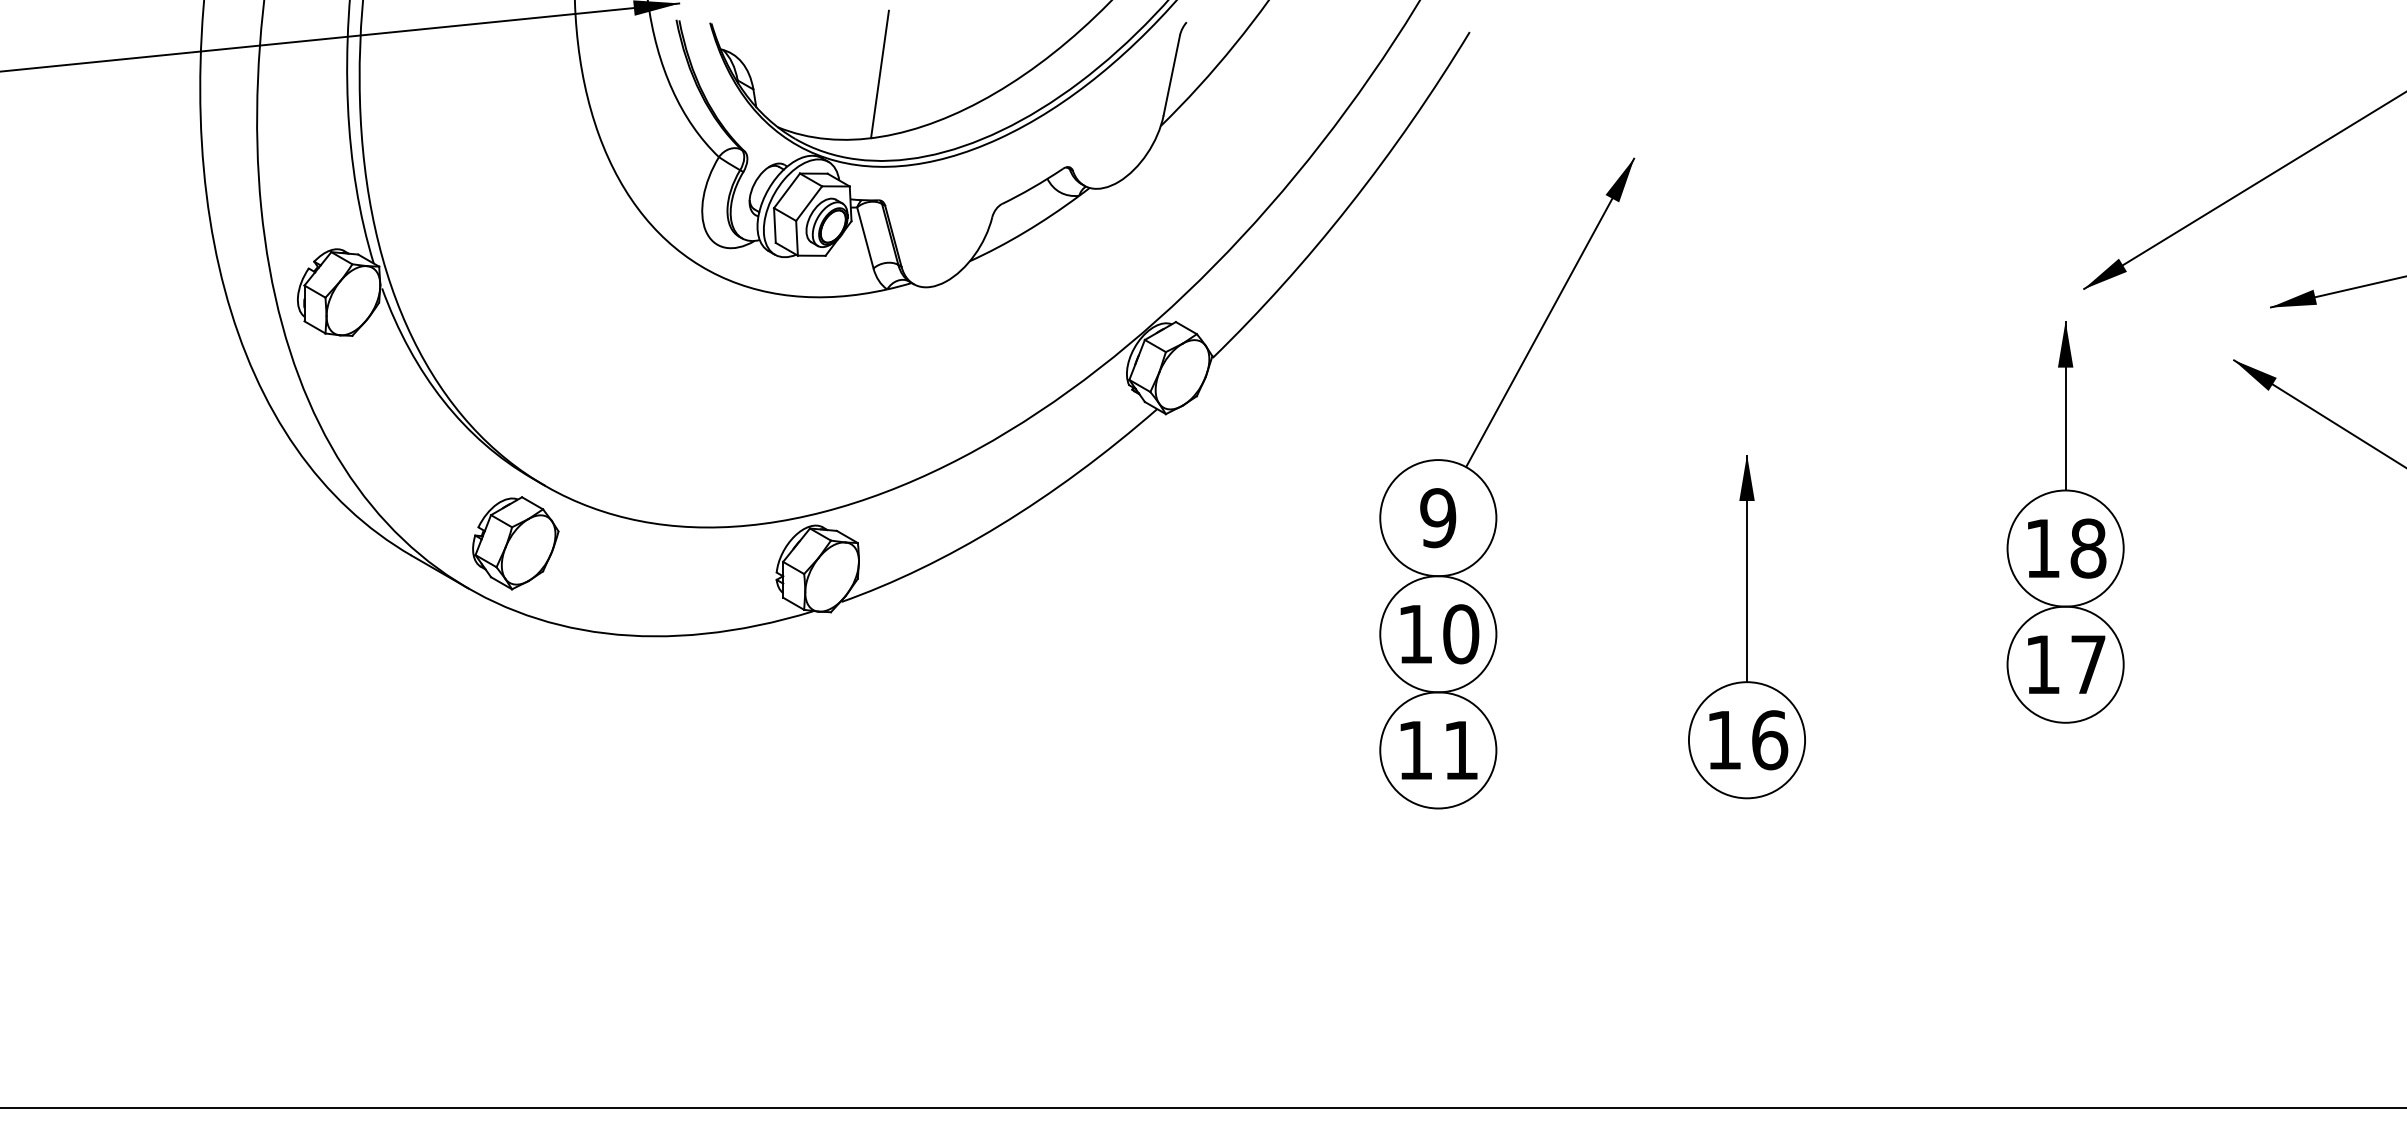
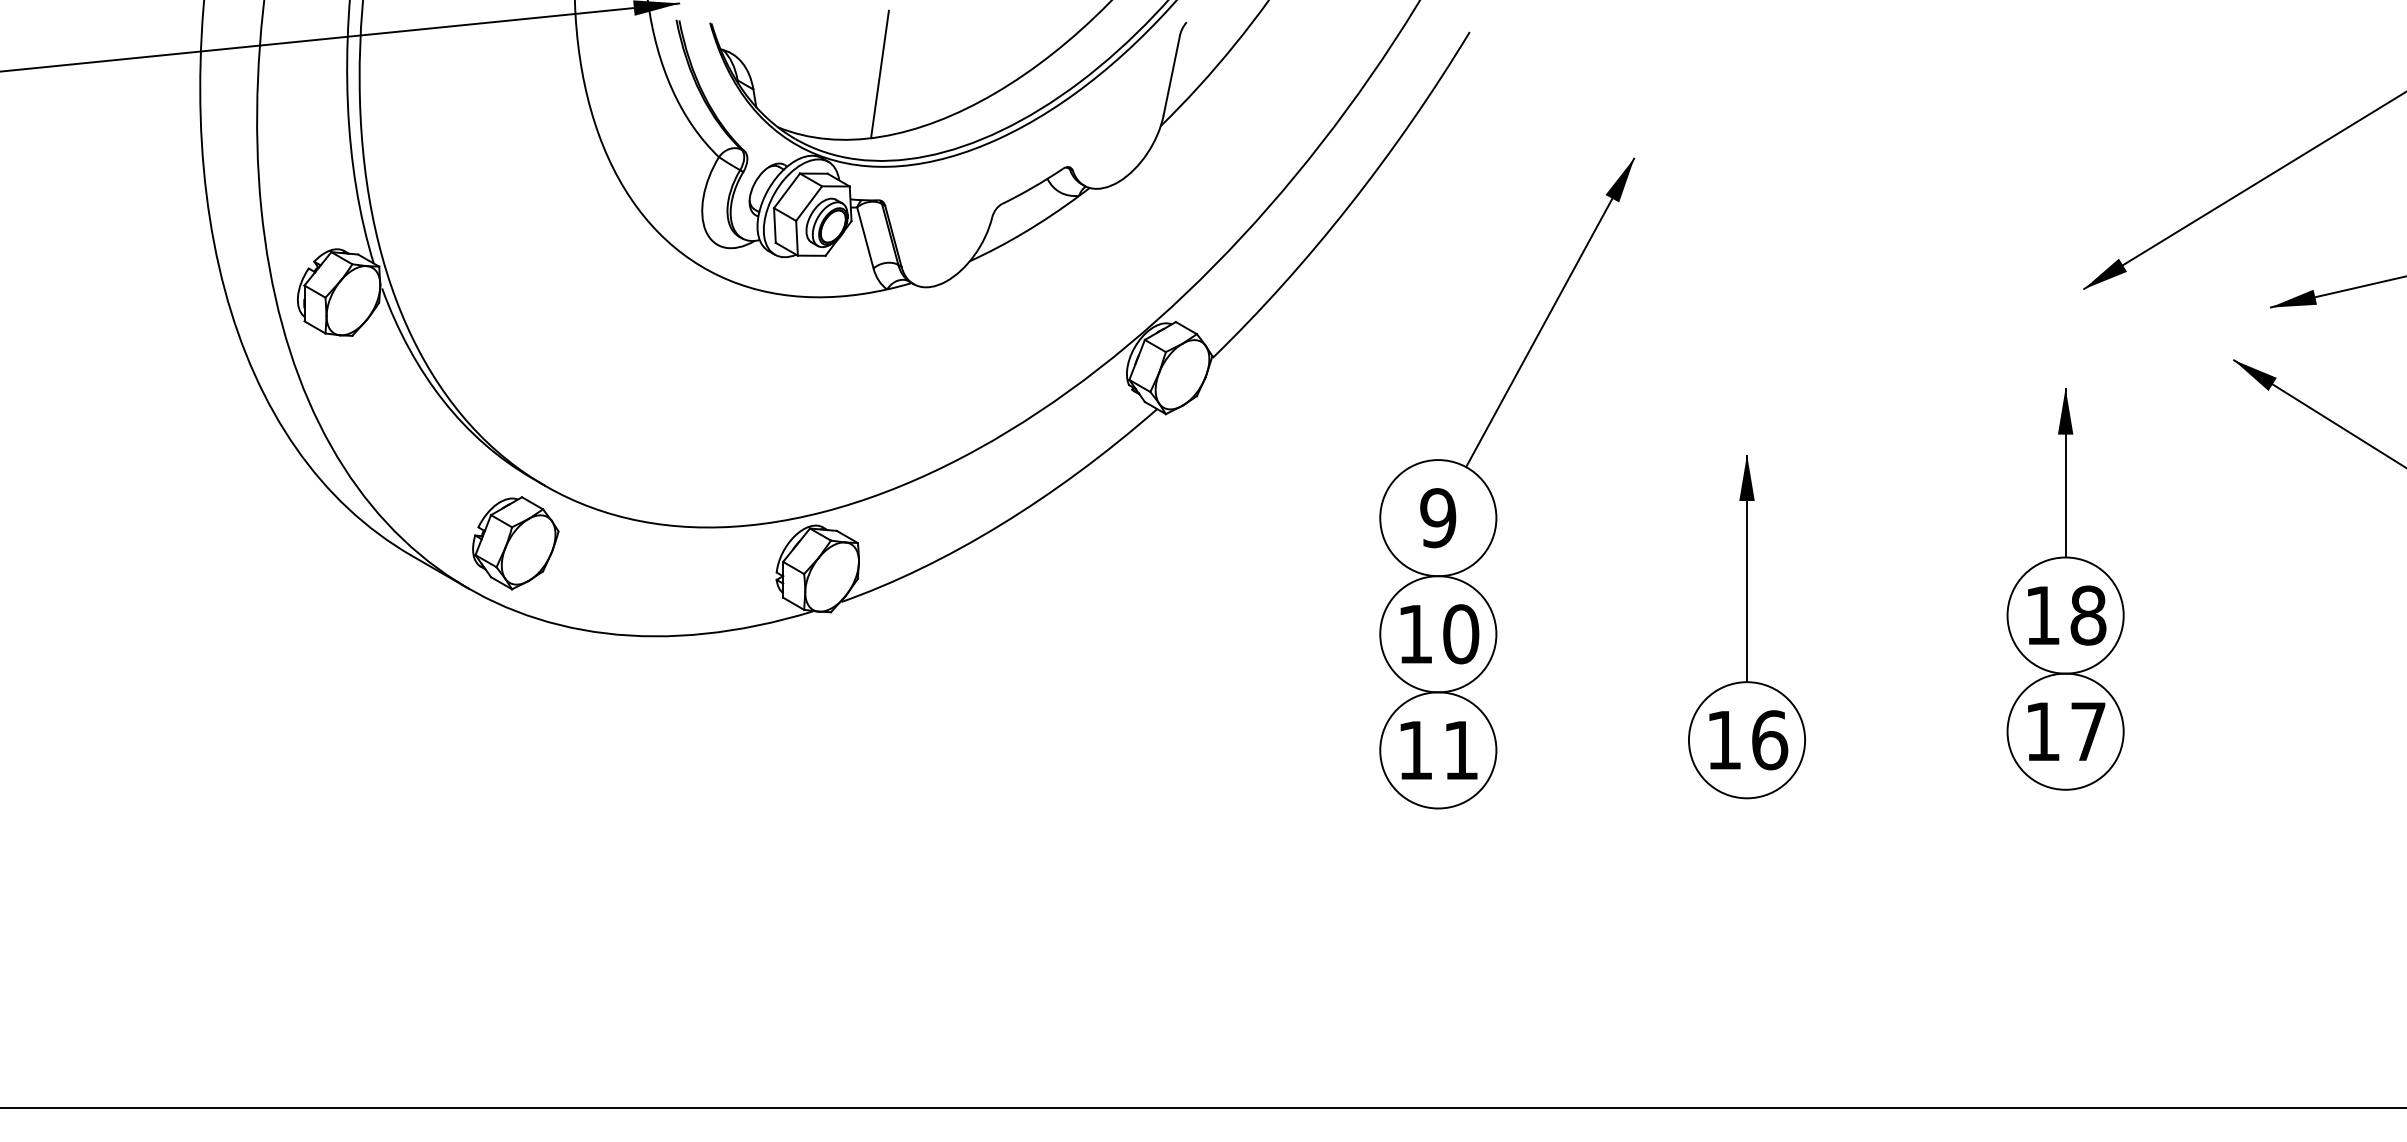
part position: (2065, 522) -> (2065, 589) (2065, 589)
